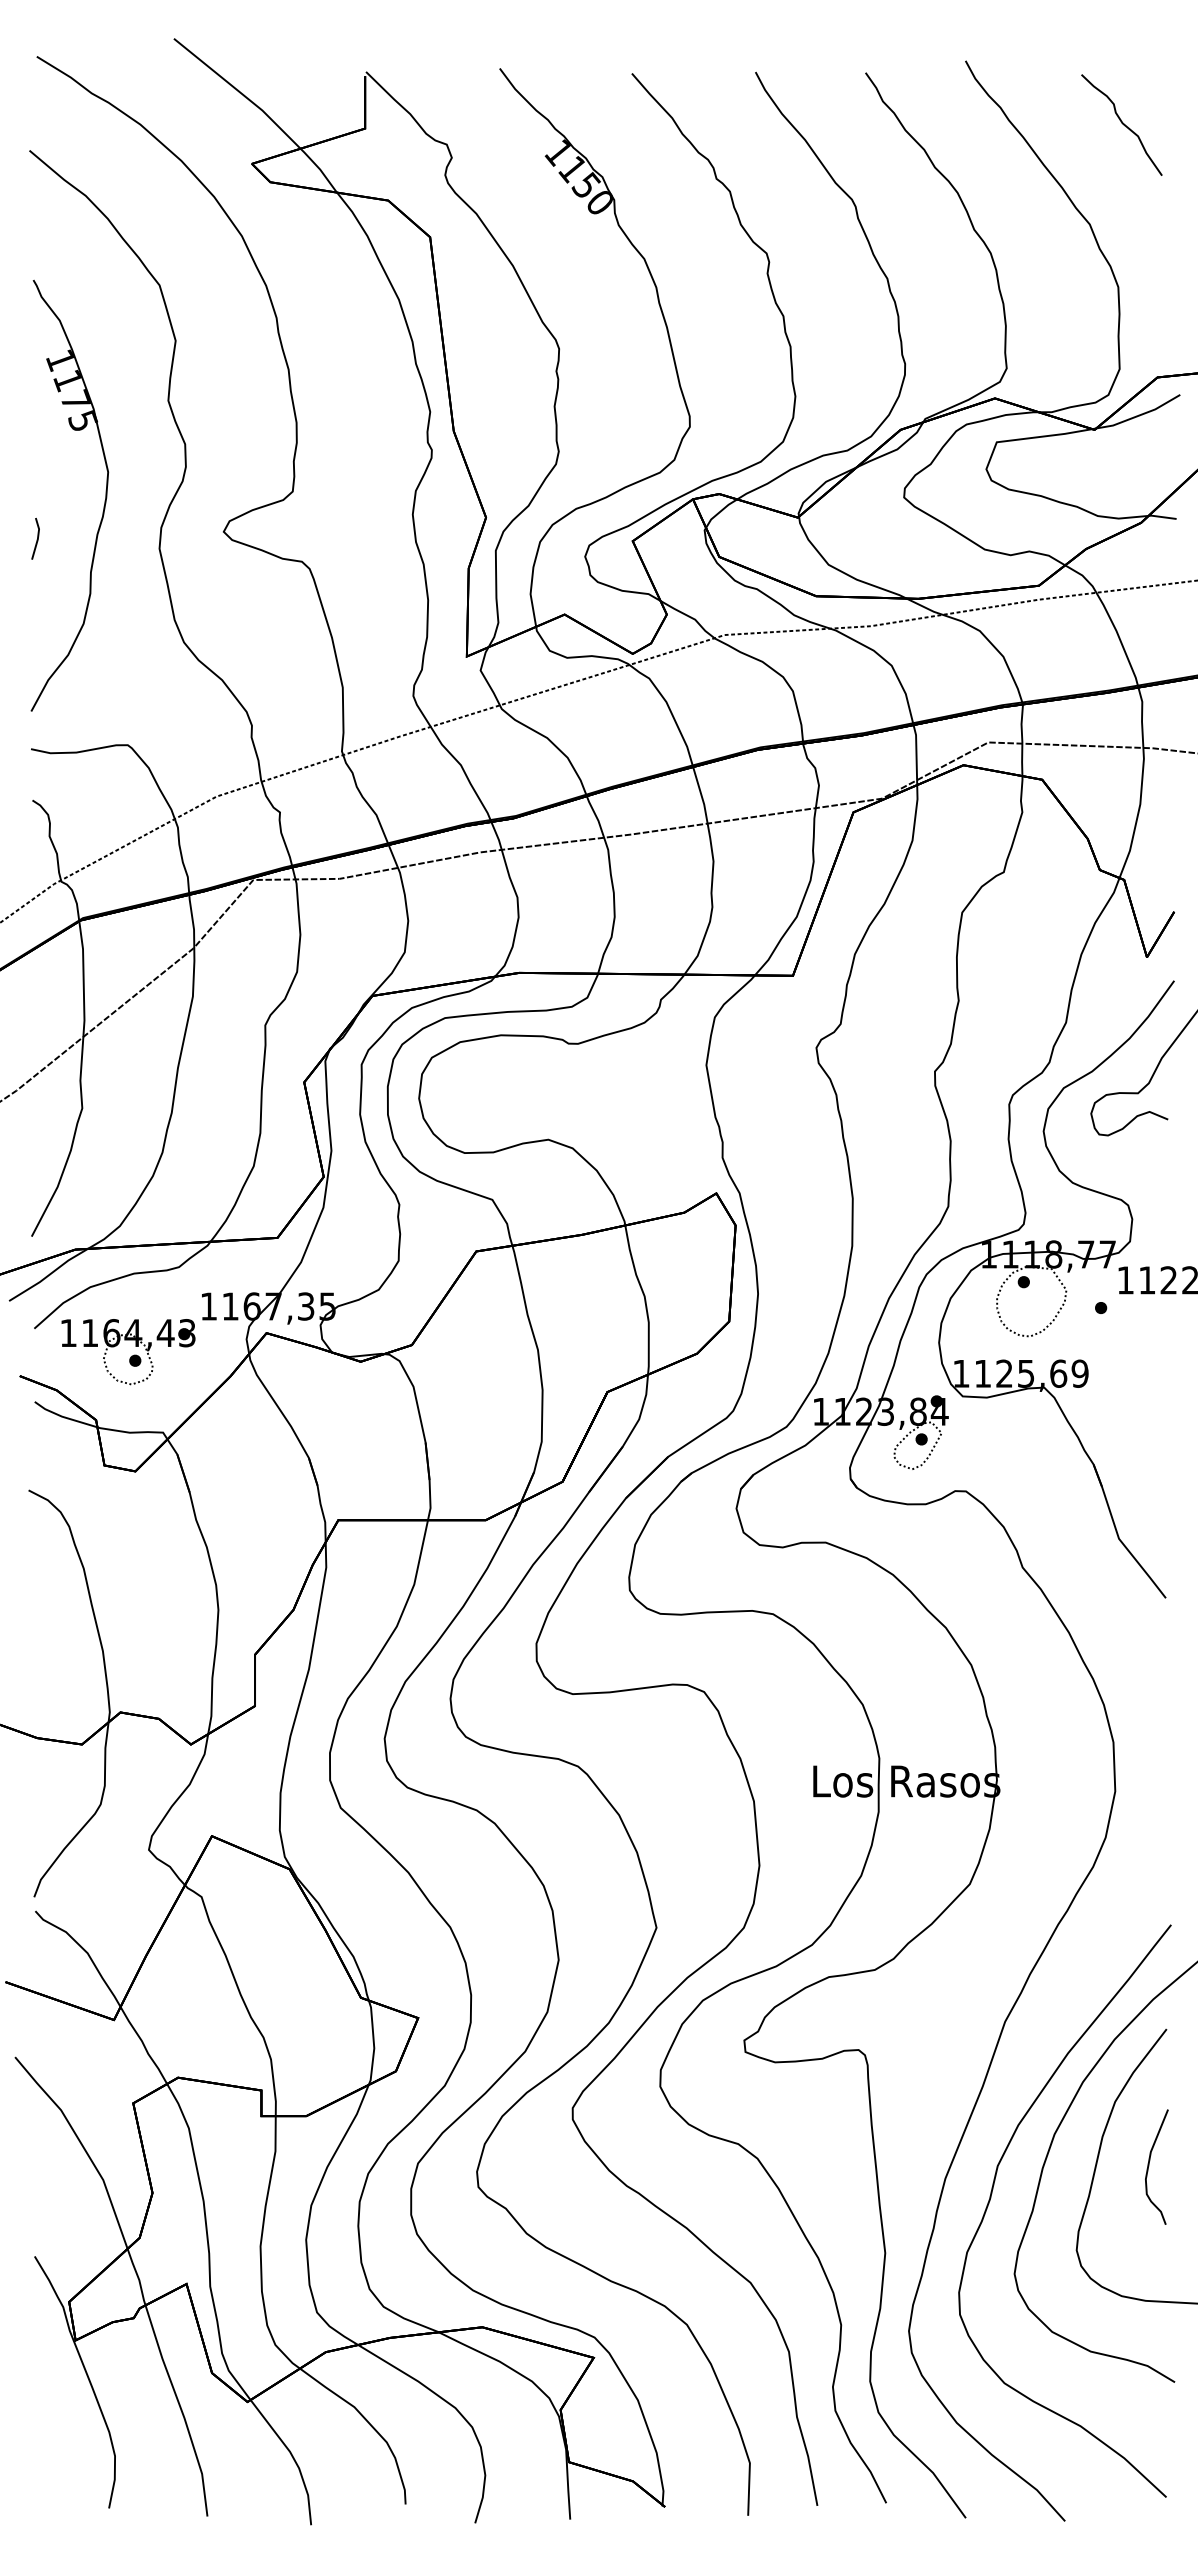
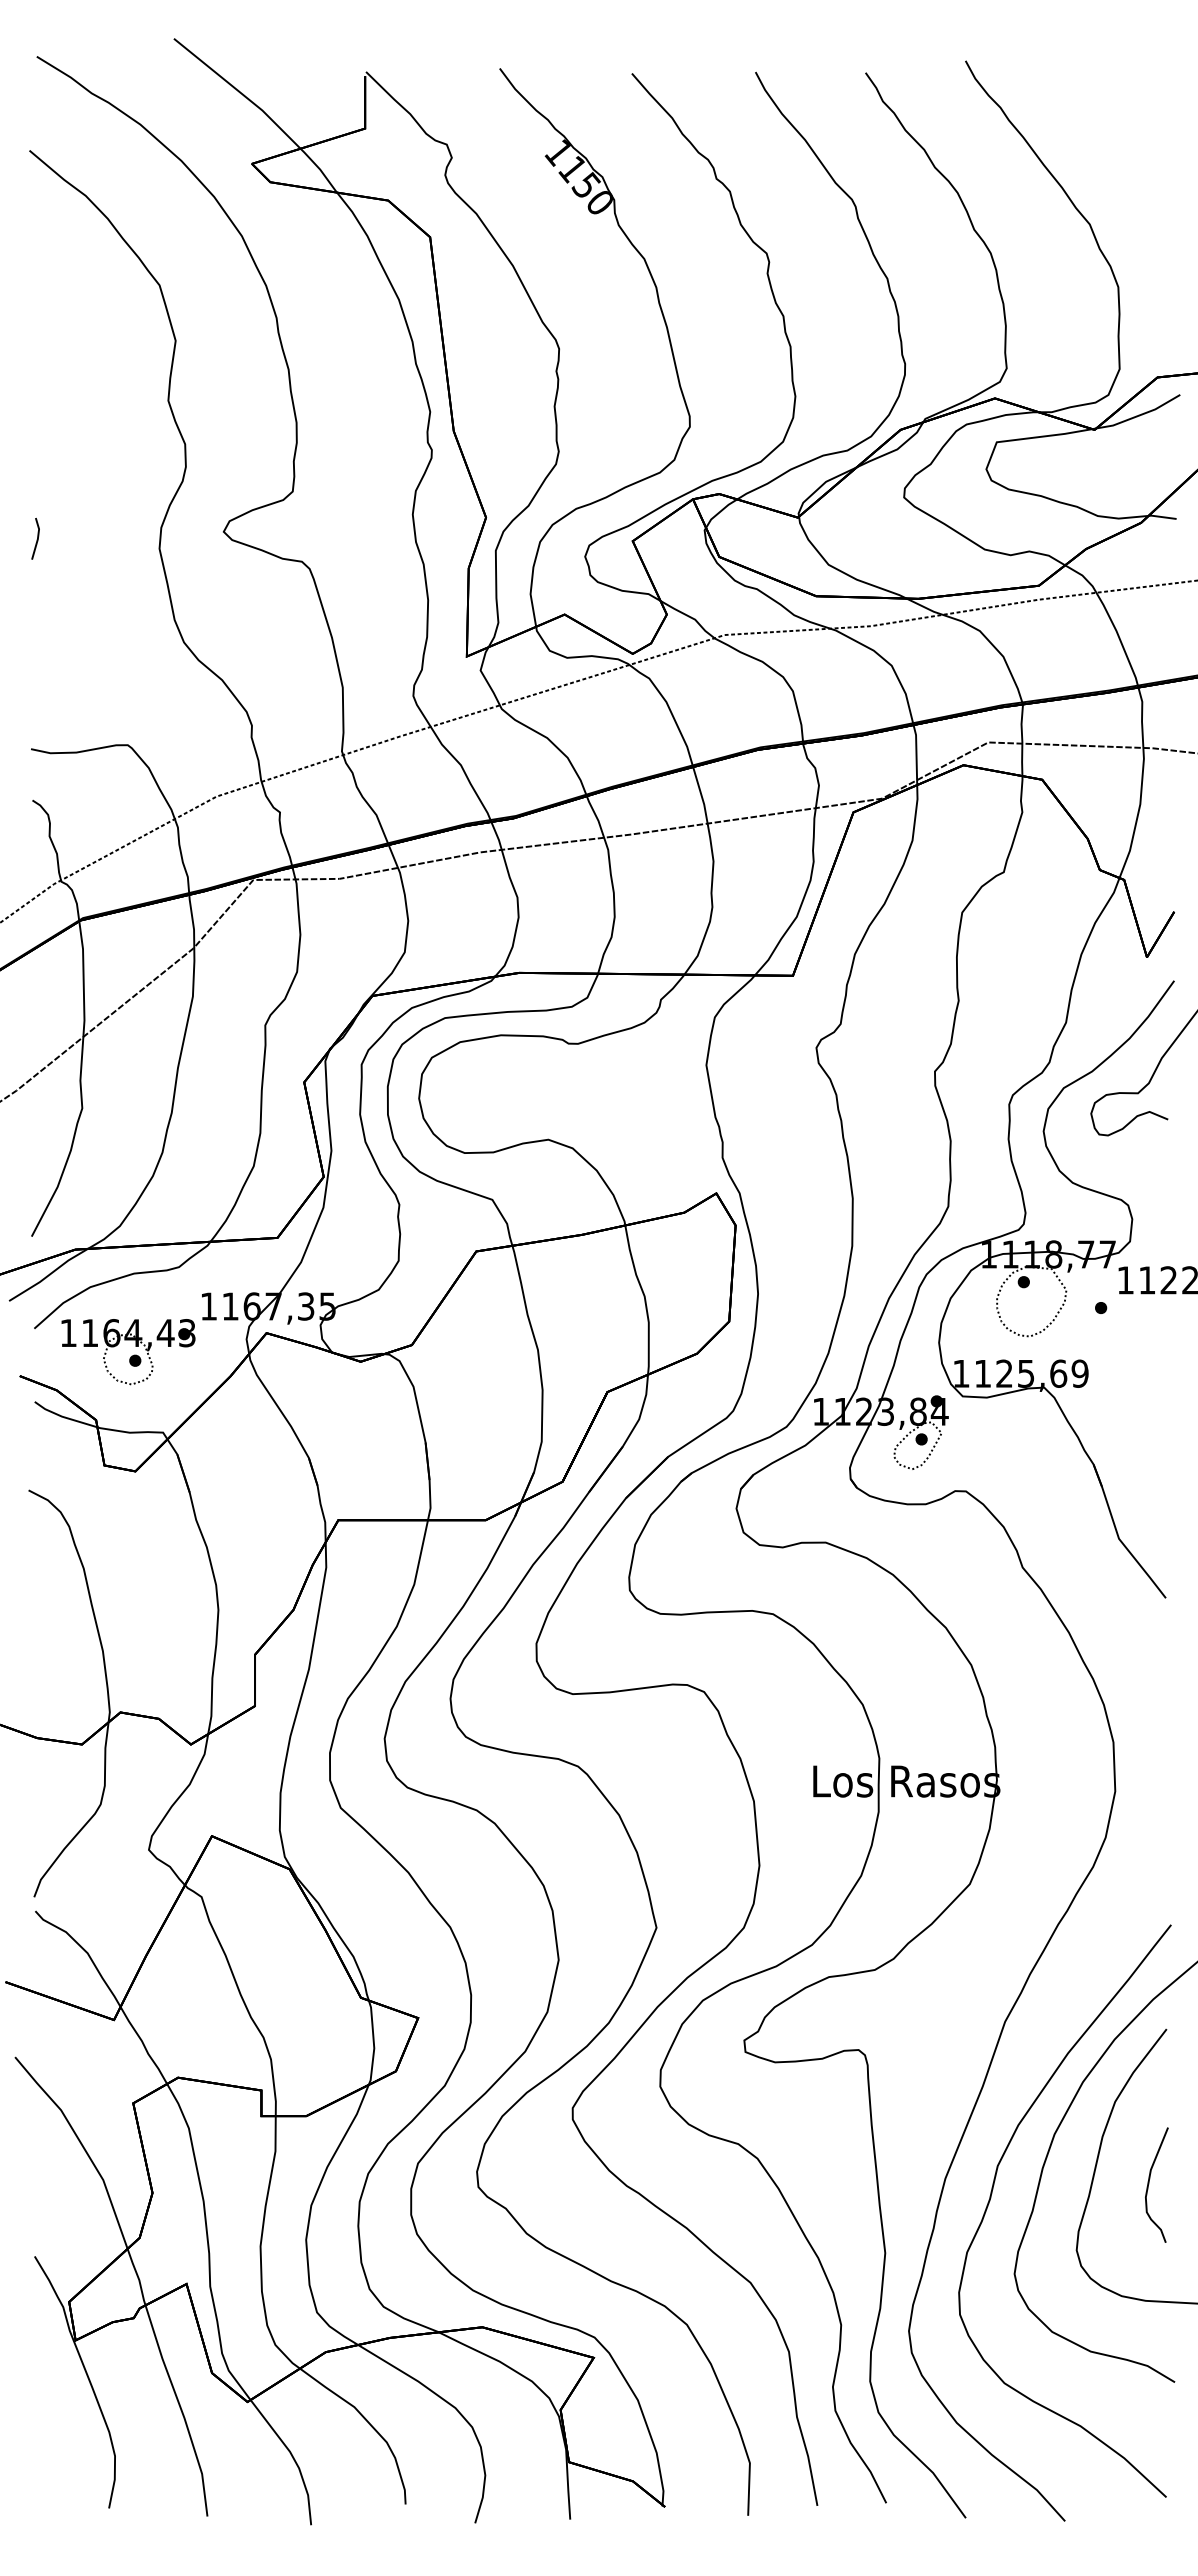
curve: present -> none (1121, 123)
part: present -> none (104, 500)
curve position: (1149, 2166) -> (1149, 2184) (1149, 2184)
